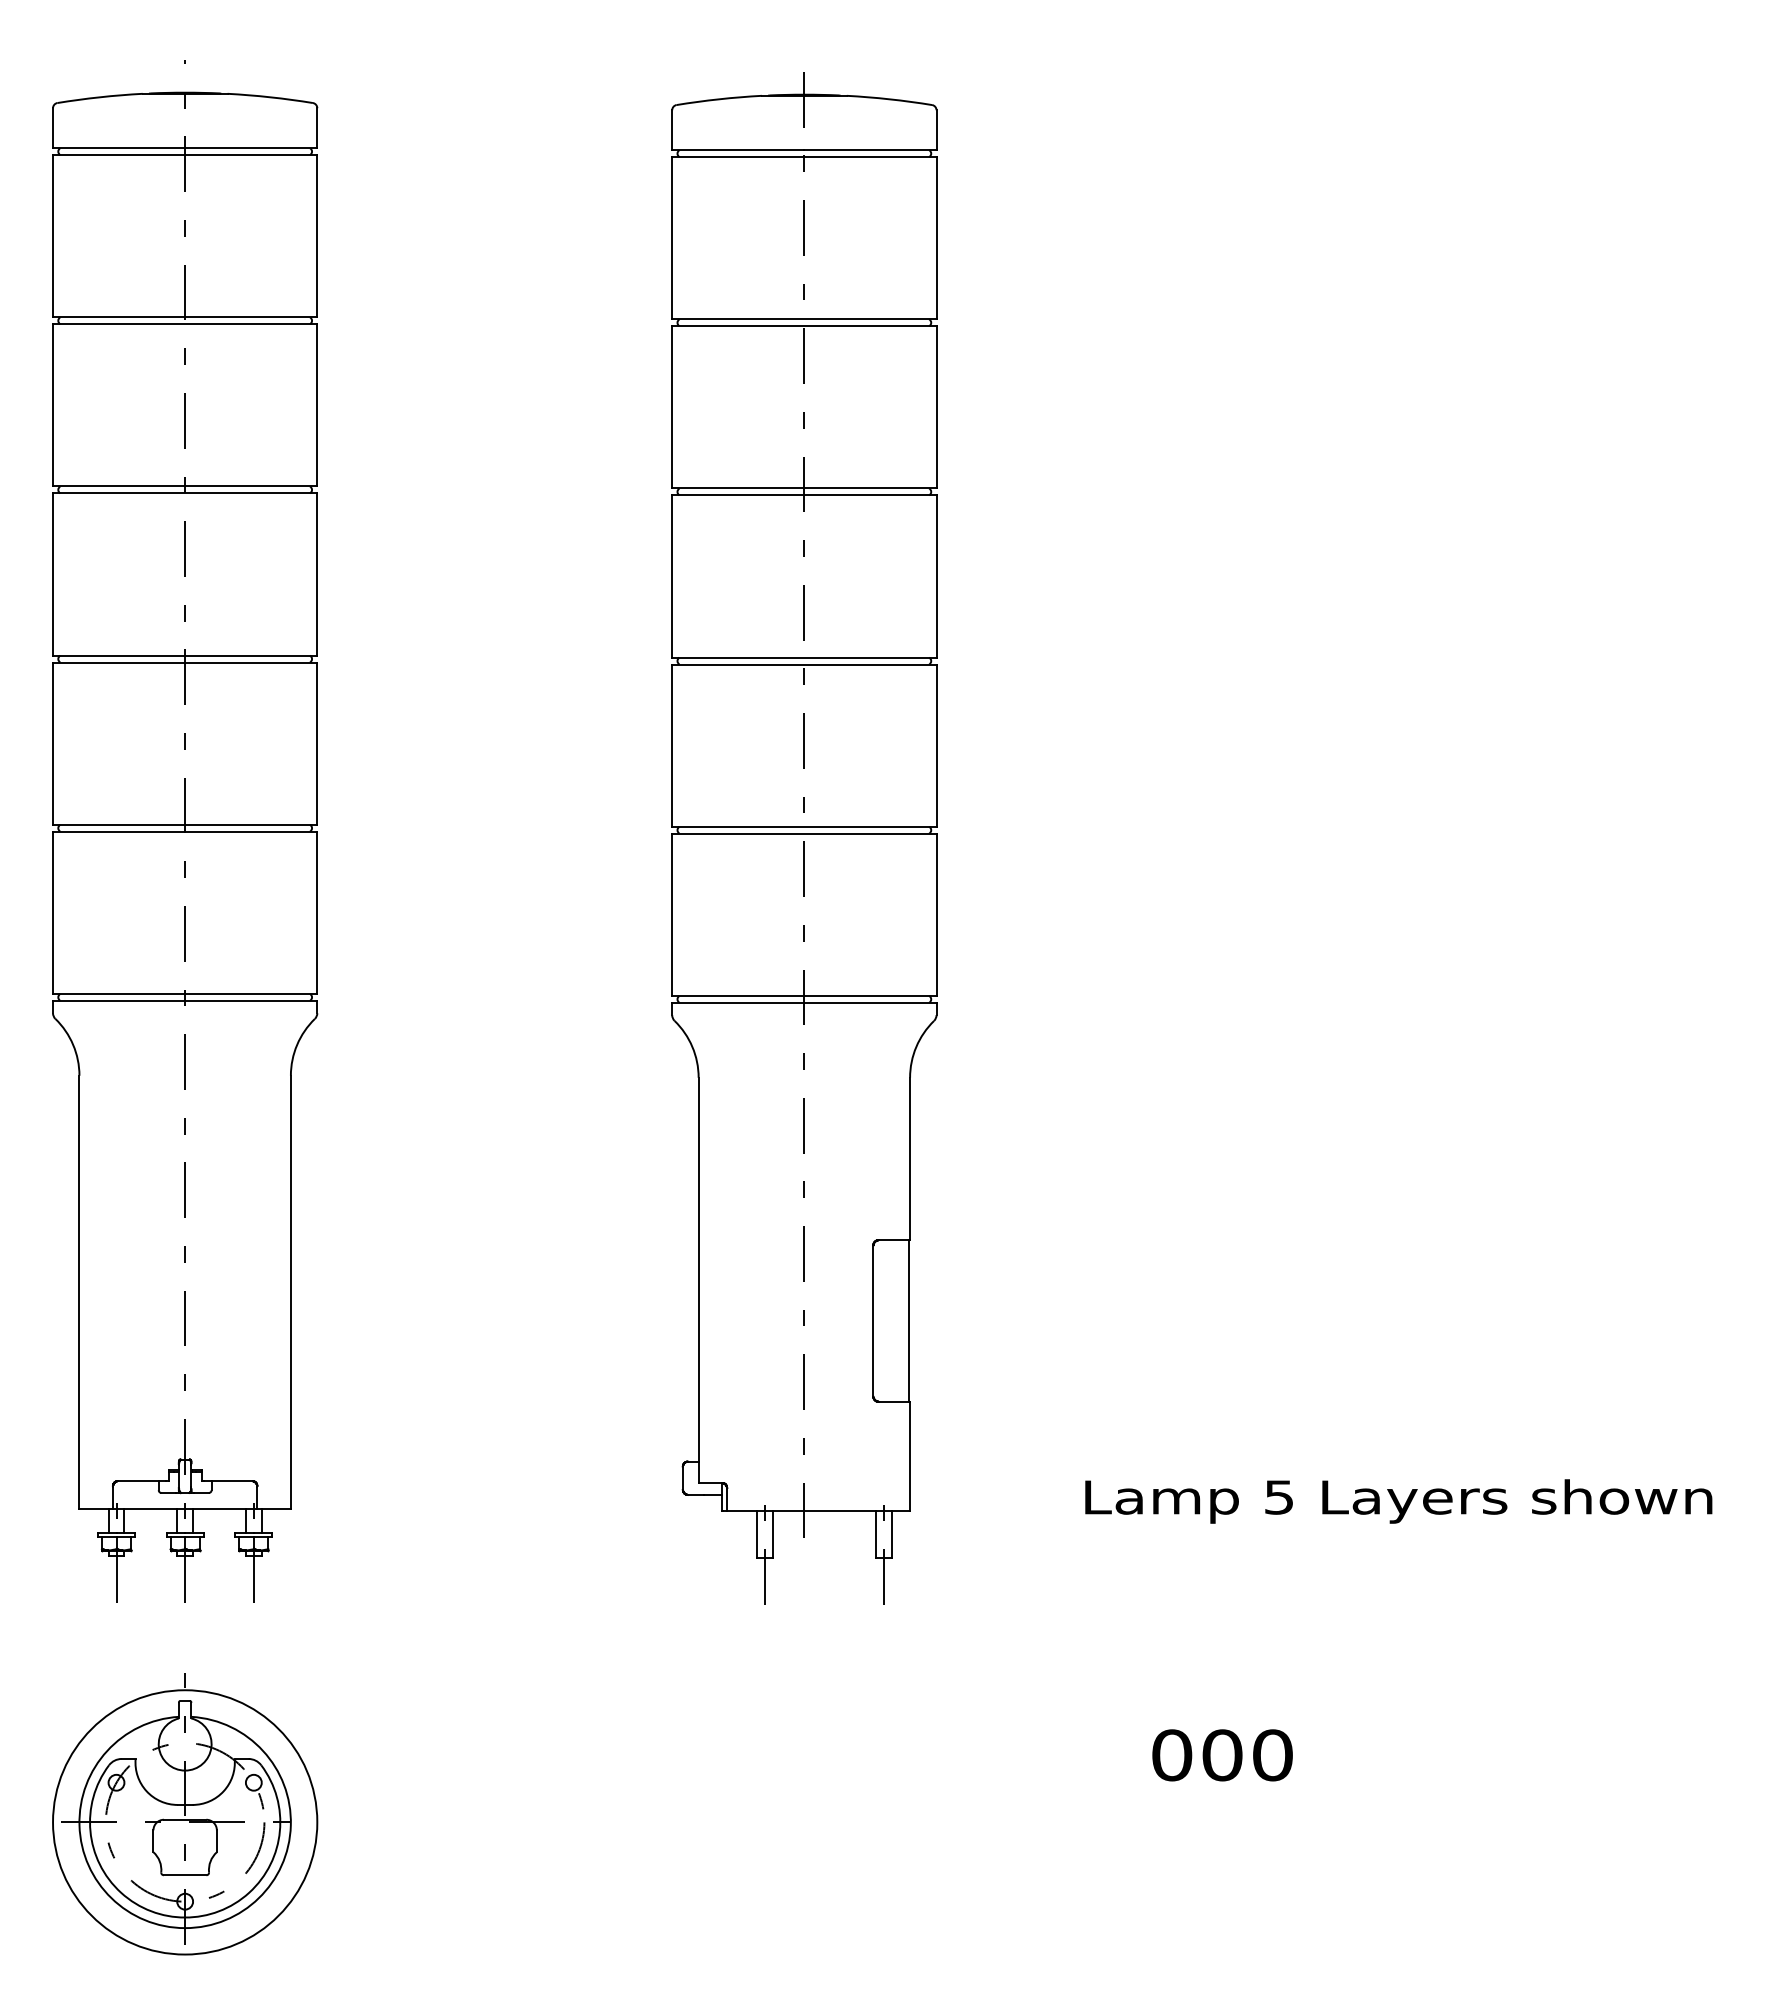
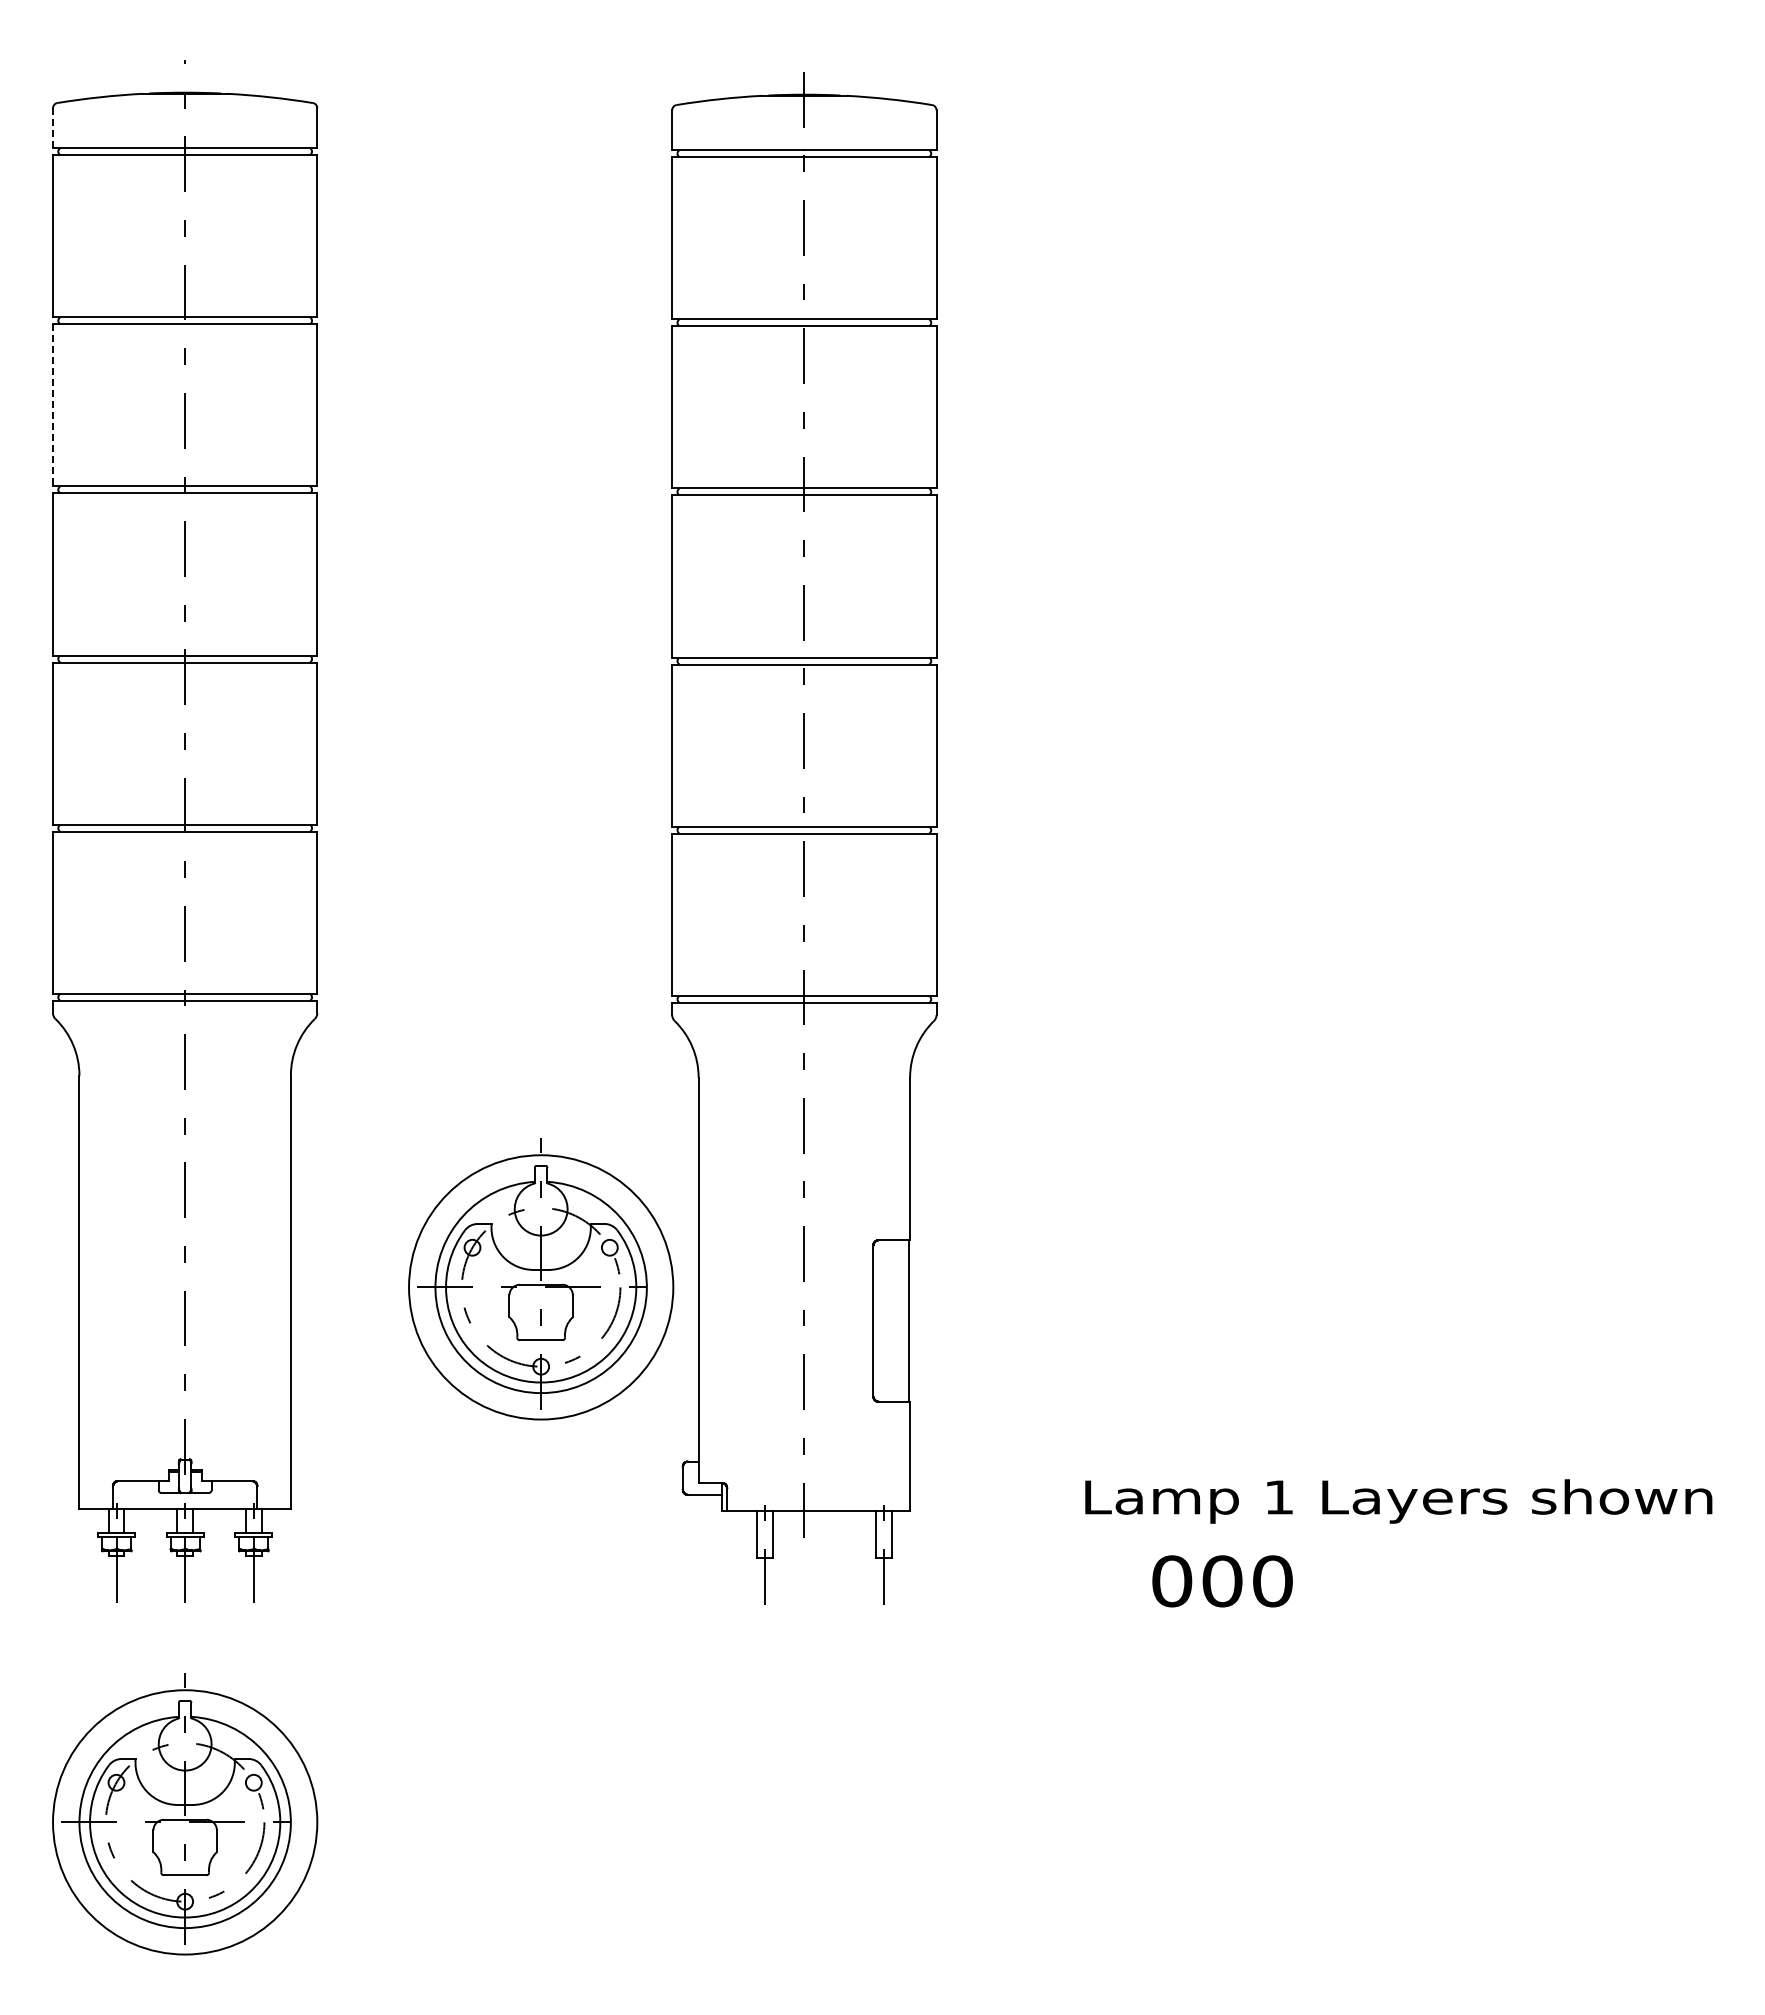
line: solid -> dashed (53, 128)
line: solid -> dashed (53, 405)
part: none -> present (541, 1279)
text: 5 -> 1 (1278, 1497)
text position: (1222, 1755) -> (1222, 1581) (1222, 1581)
